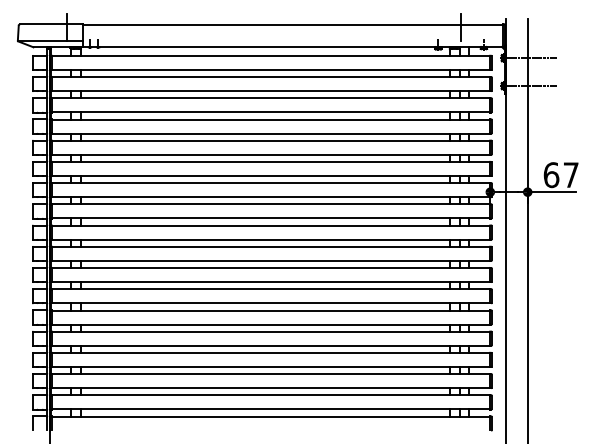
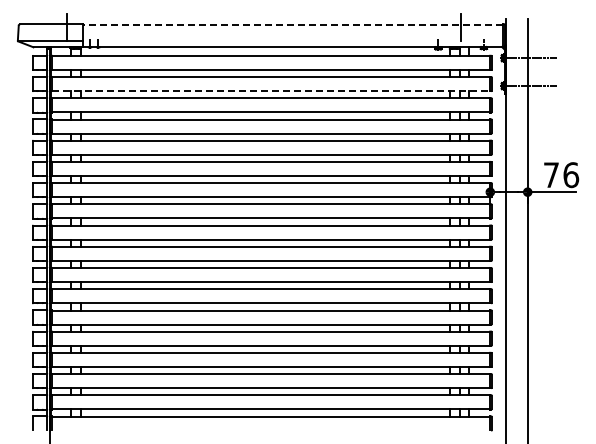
line: solid -> dashed (292, 24)
line: solid -> dashed (271, 91)
text: 67 -> 76 (561, 175)
